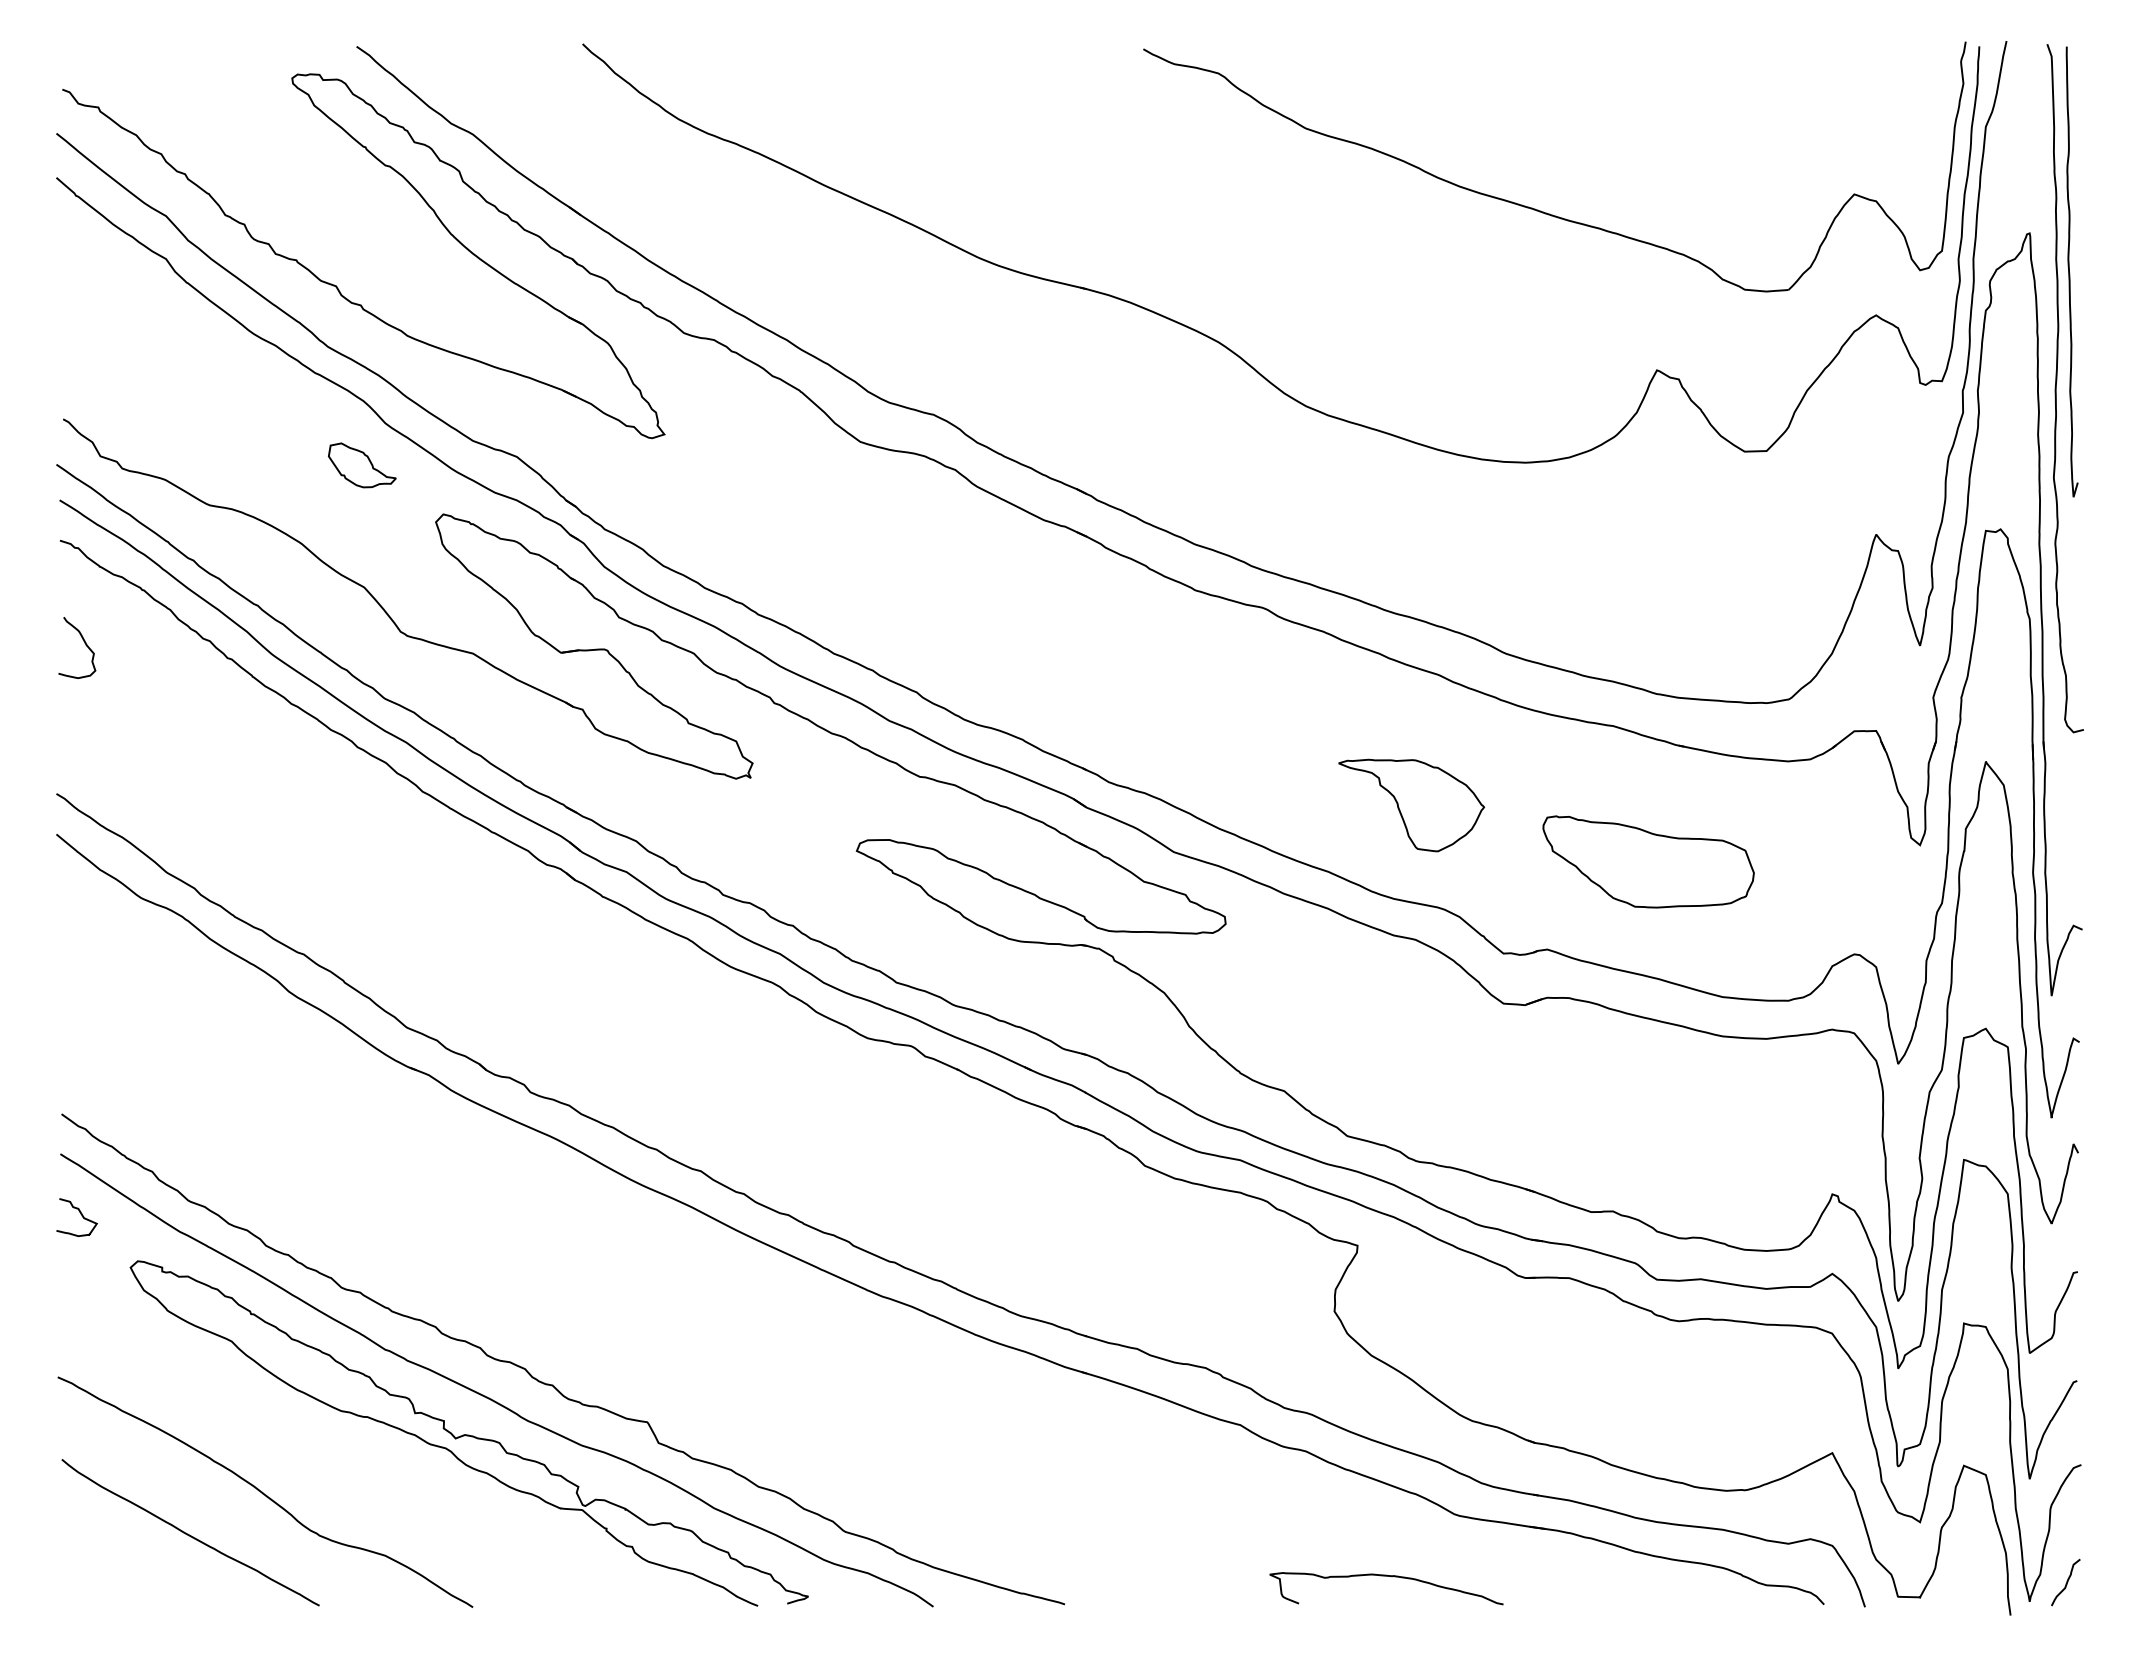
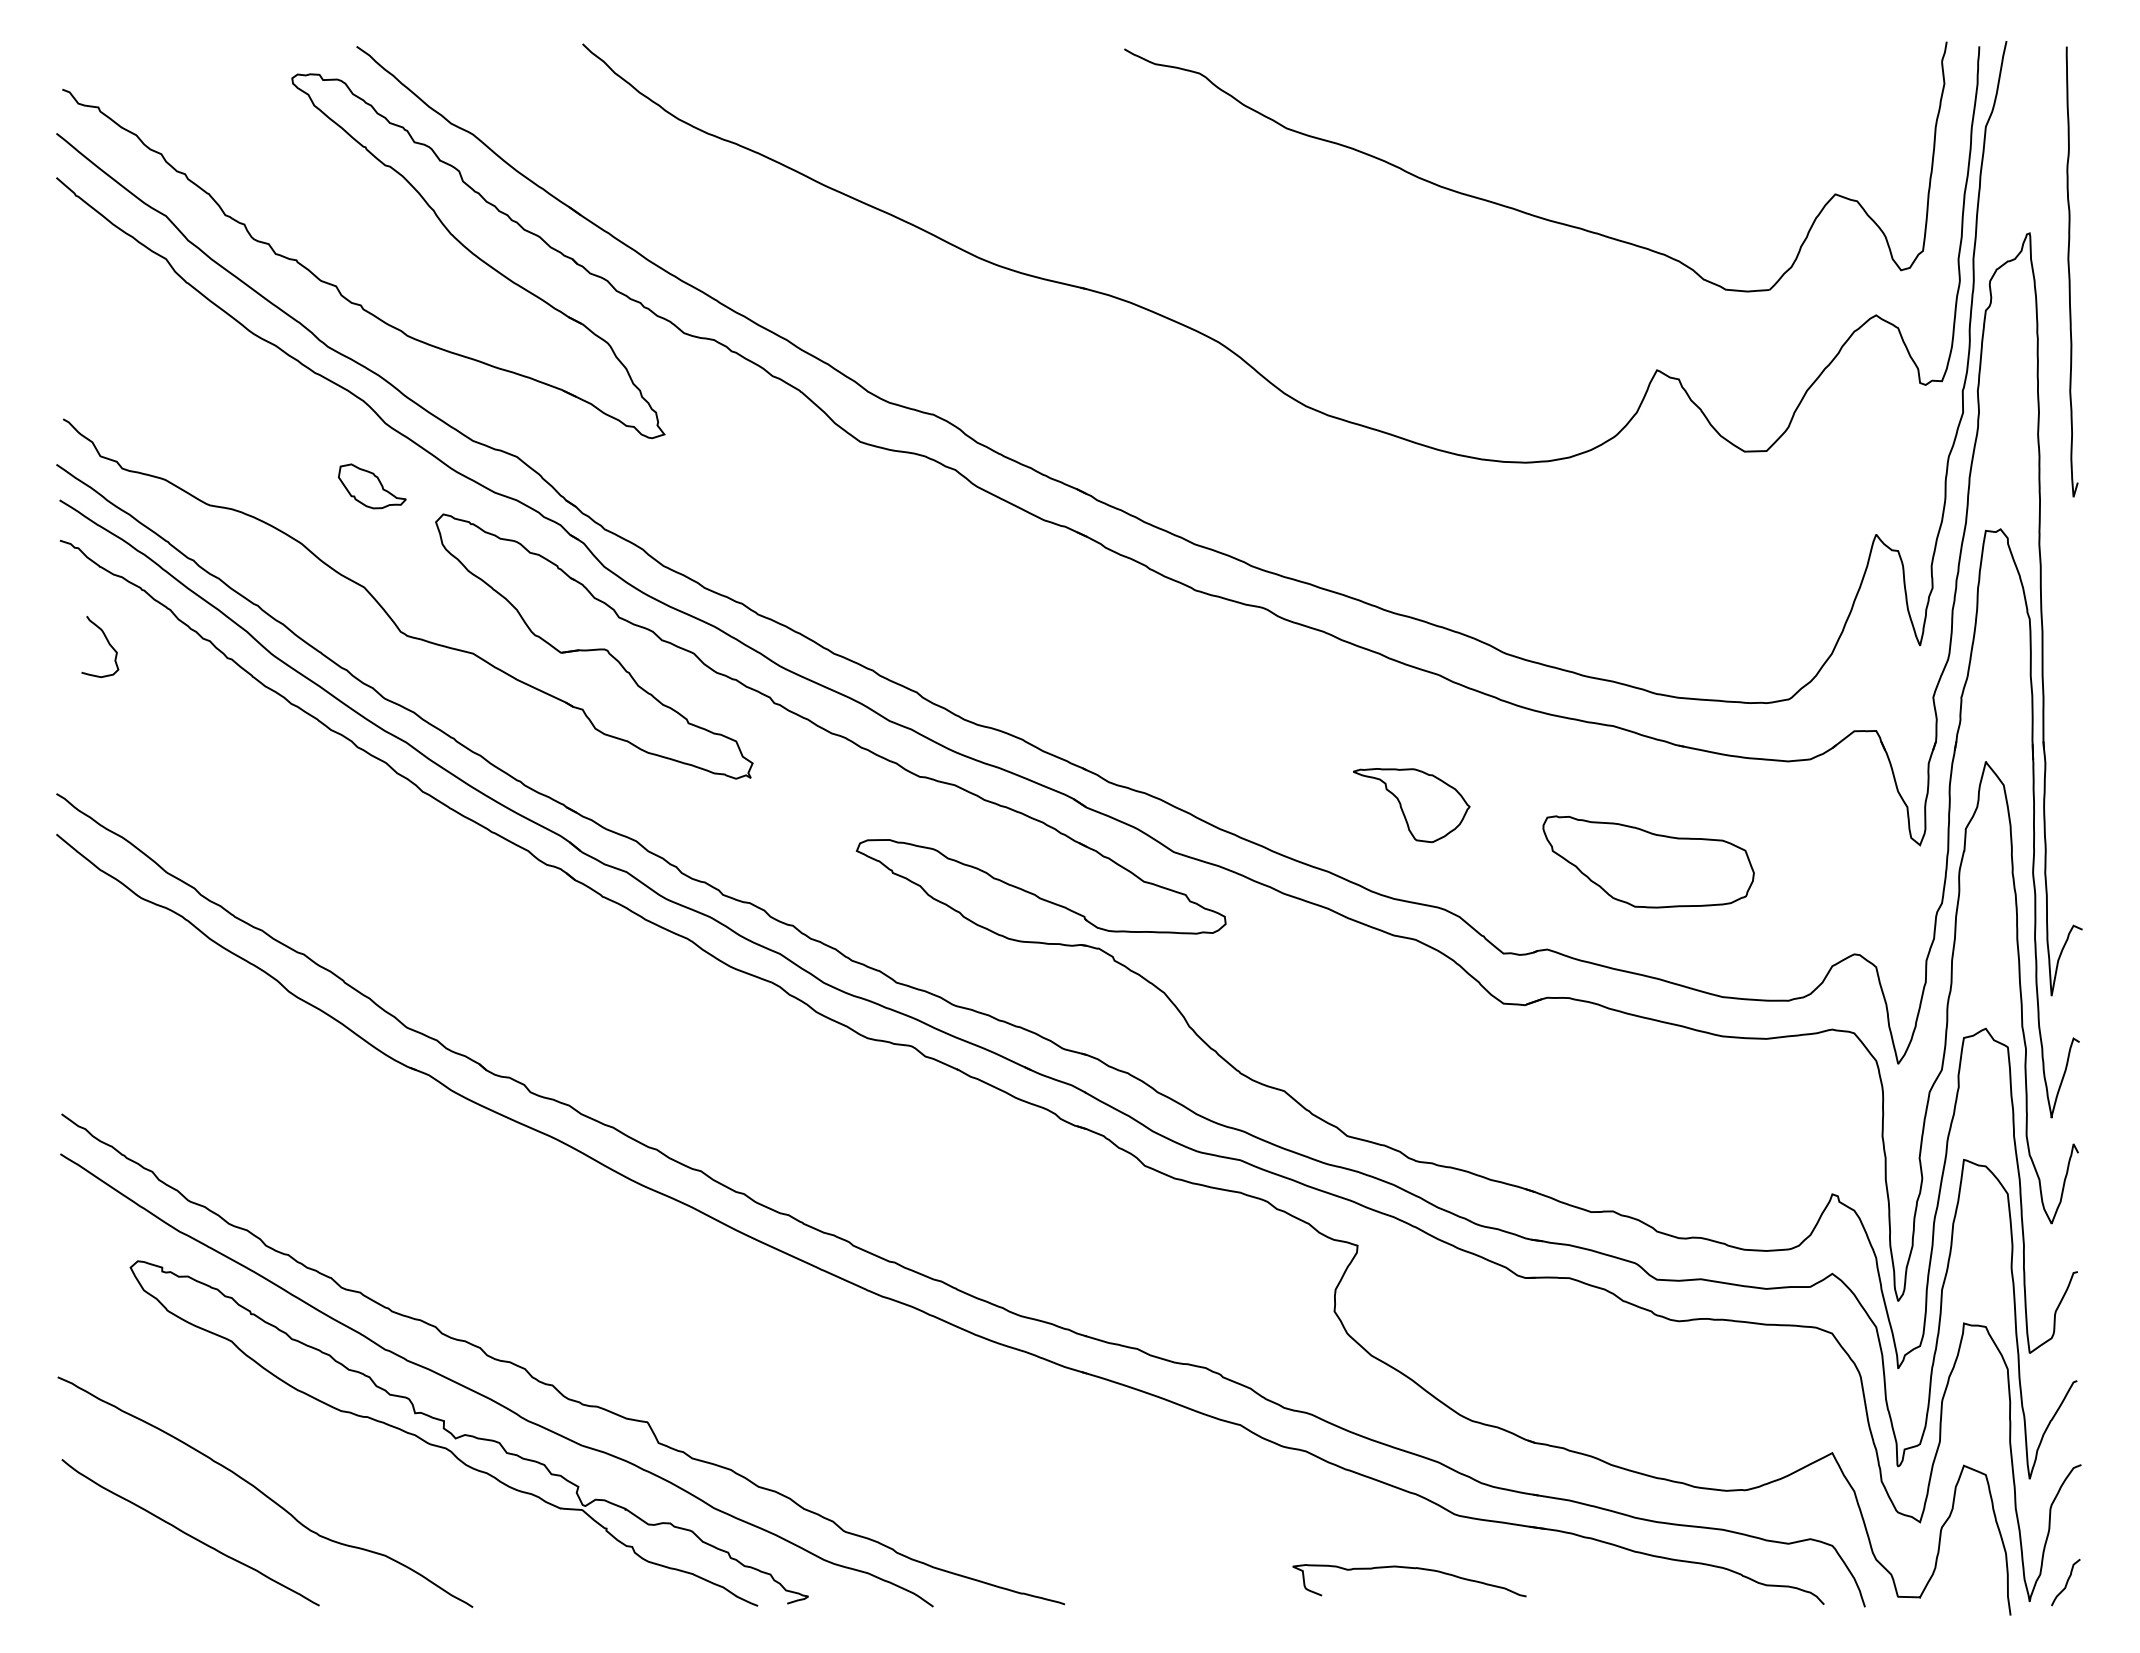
part position: (1538, 209) -> (1519, 209) (1519, 209)
curve: present -> none (2056, 388)
part position: (362, 465) -> (372, 486) (372, 486)
curve position: (85, 645) -> (108, 644) (108, 644)
part size: 147x95 px -> 118x76 px (1411, 805)
curve: present -> none (80, 1214)
curve position: (1386, 1576) -> (1409, 1568) (1409, 1568)
